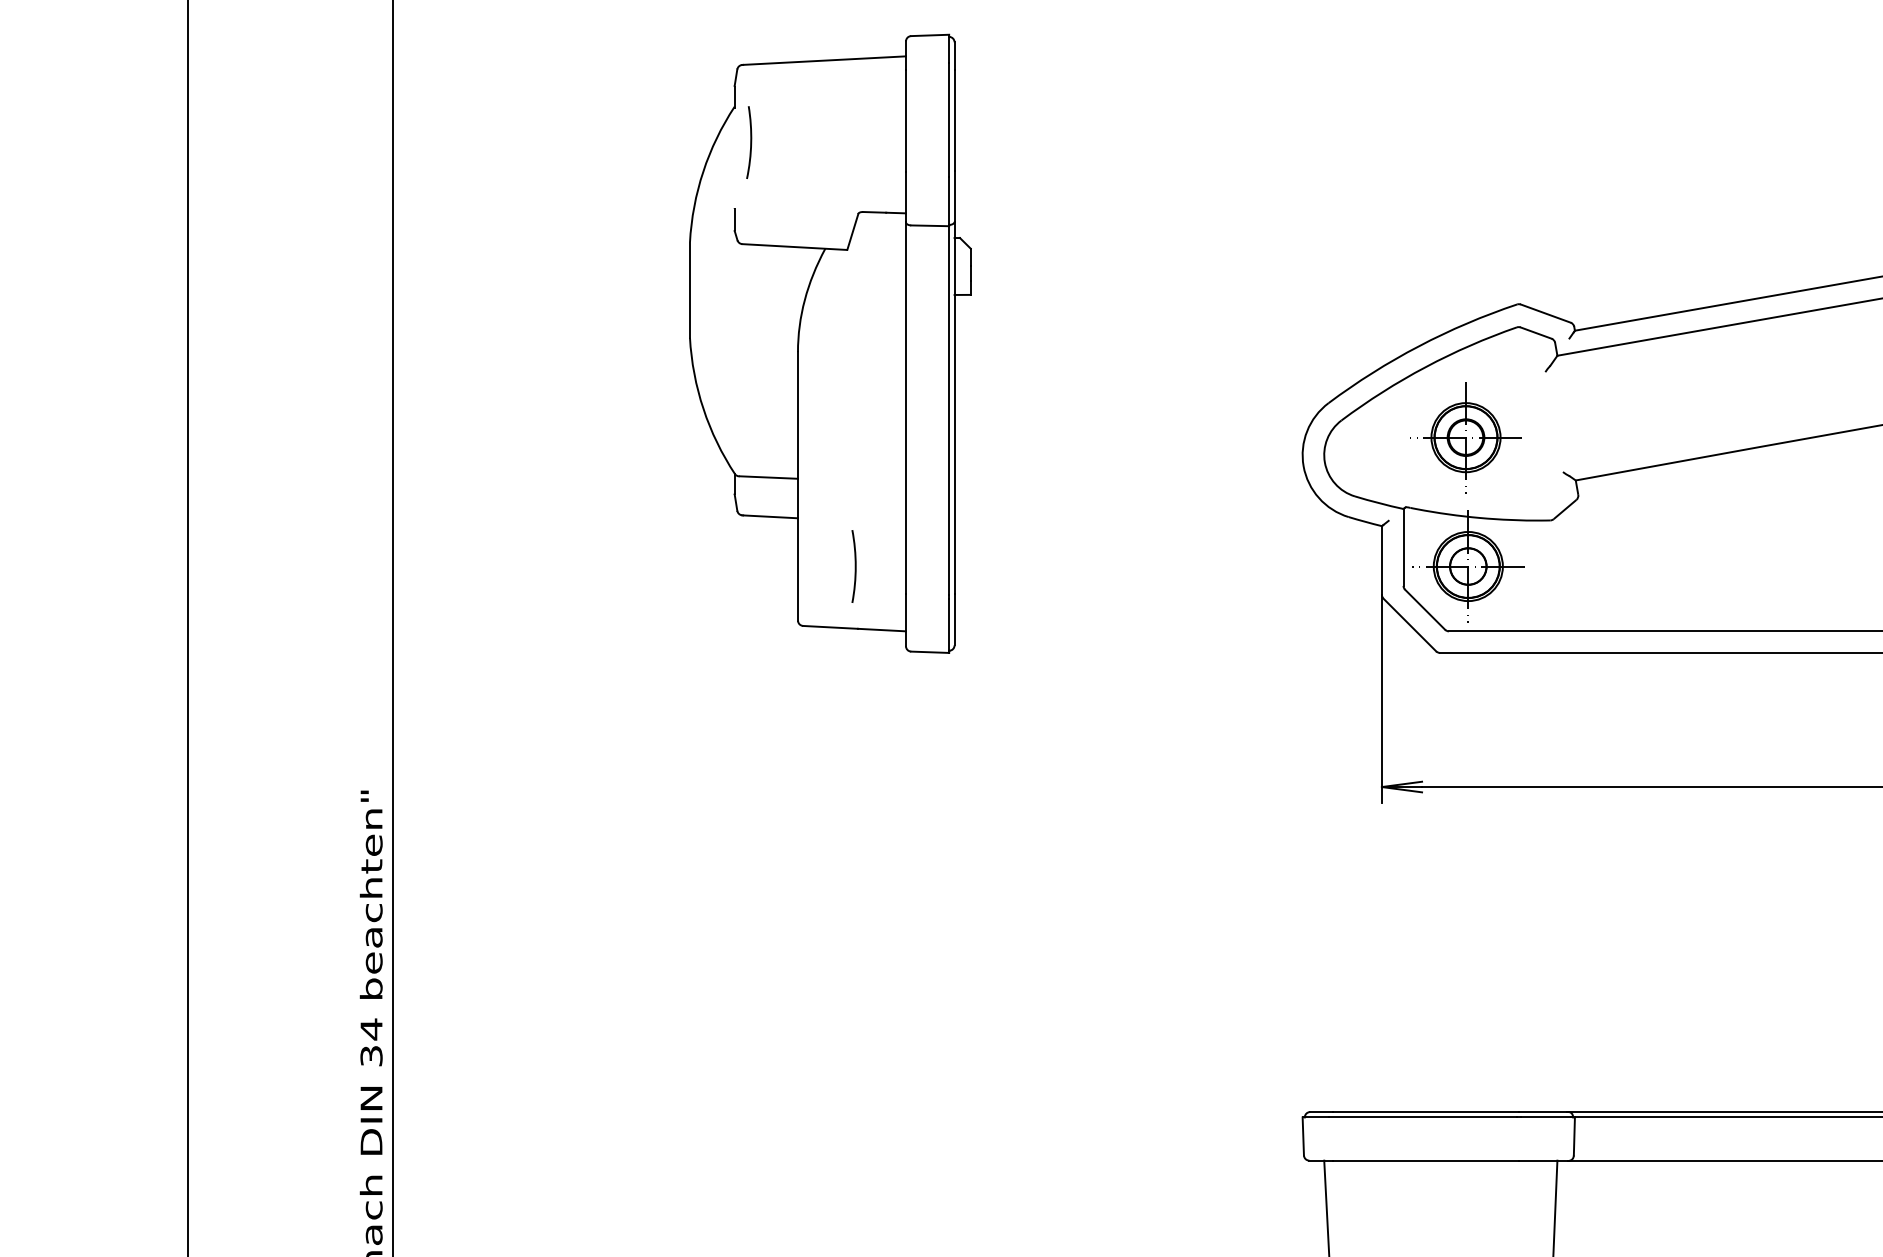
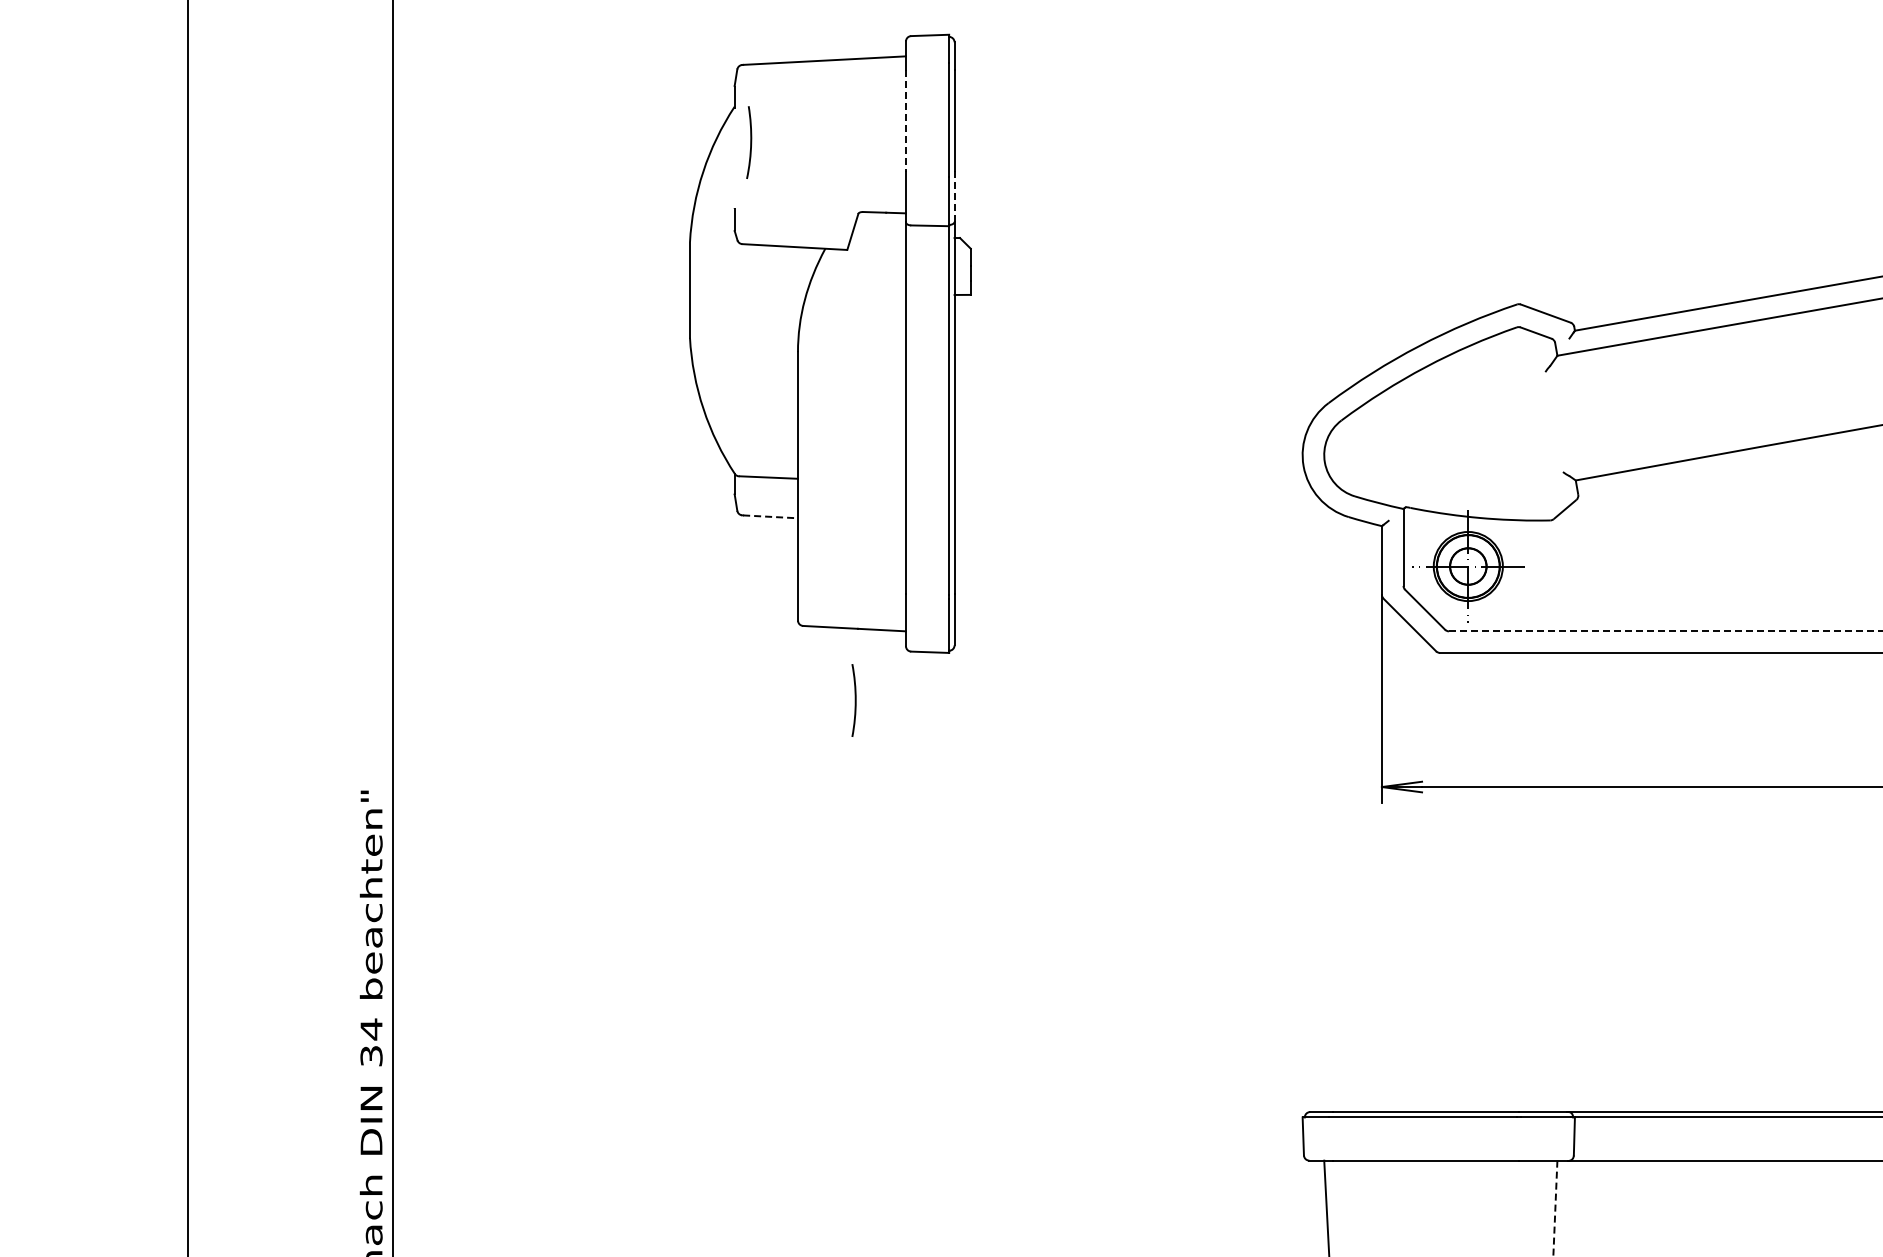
line: solid -> dashed (905, 121)
line: solid -> dashed (954, 195)
part: present -> none (1465, 437)
line: solid -> dashed (771, 516)
arc position: (854, 566) -> (854, 700) (854, 700)
line: solid -> dashed (1665, 631)
line: solid -> dashed (1555, 1208)
